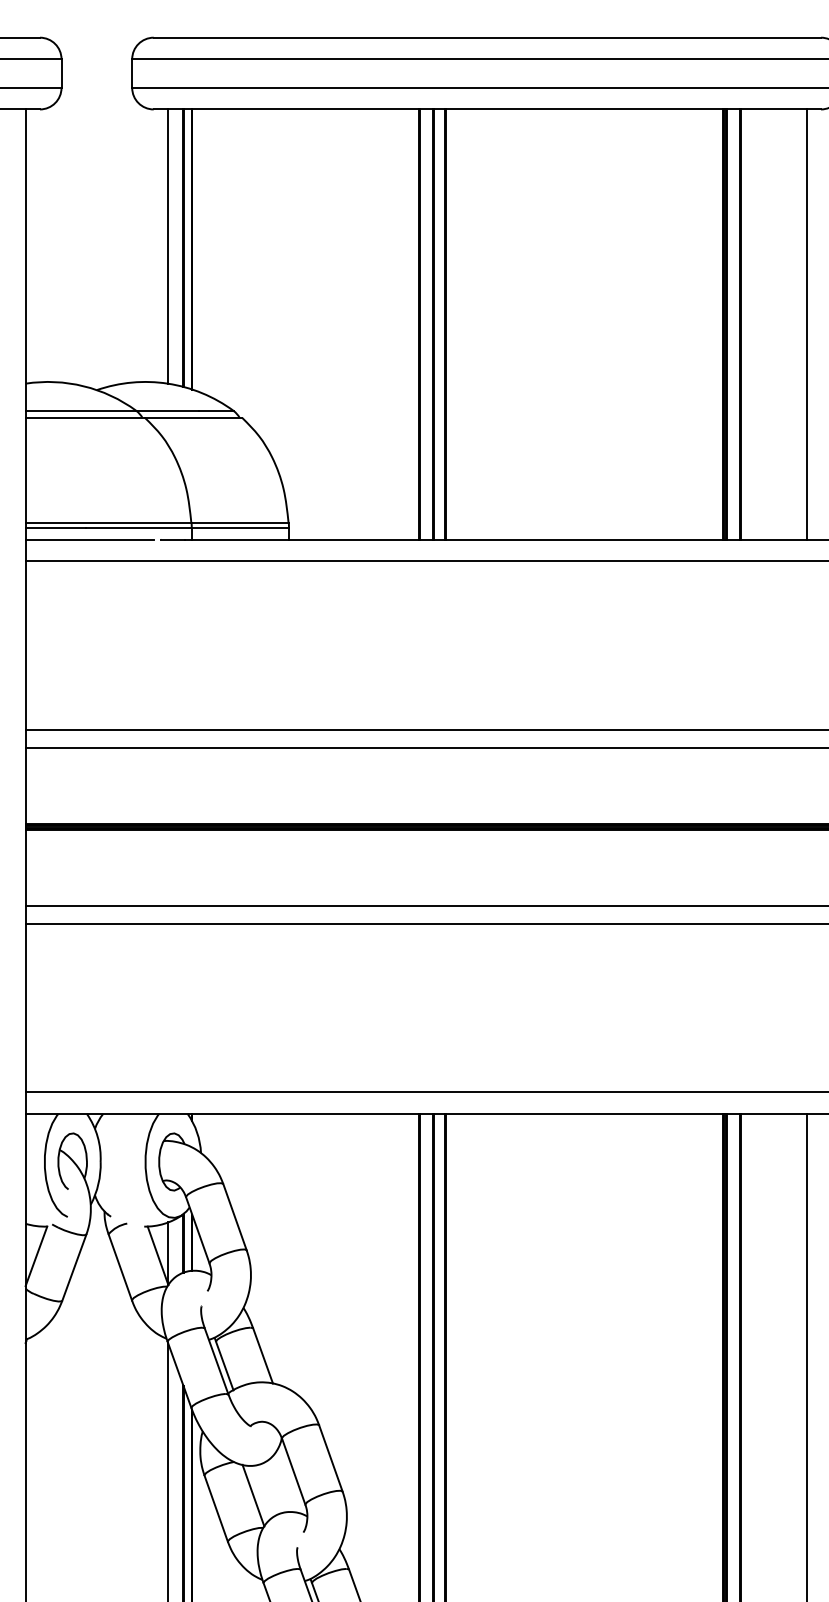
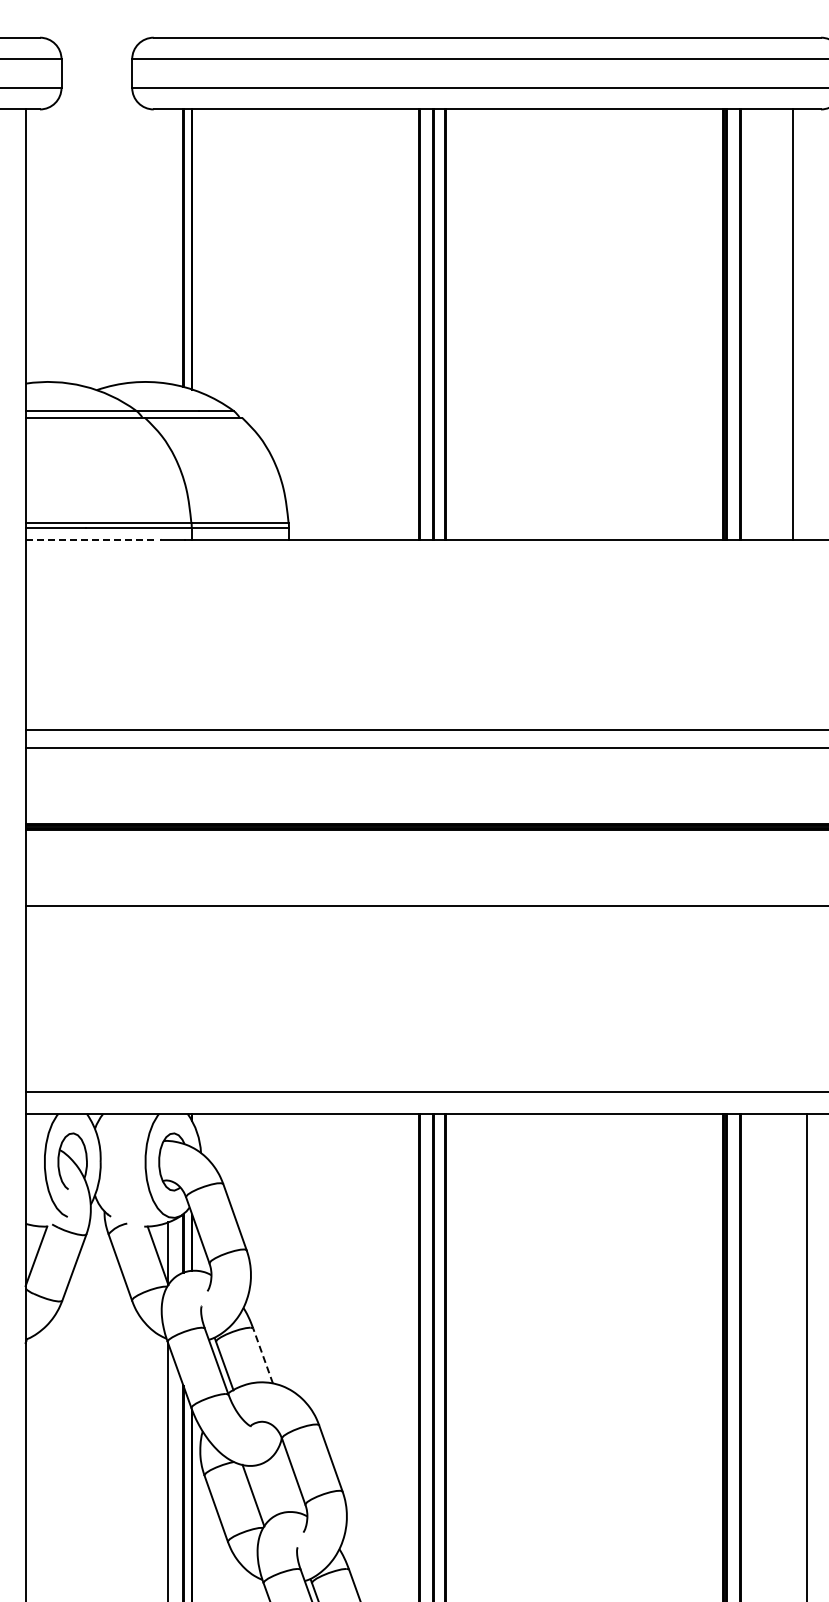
line: present -> none (168, 246)
line position: (806, 324) -> (792, 324) (792, 324)
line: solid -> dashed (89, 539)
line: present -> none (425, 561)
line: present -> none (425, 923)
line: solid -> dashed (262, 1355)
